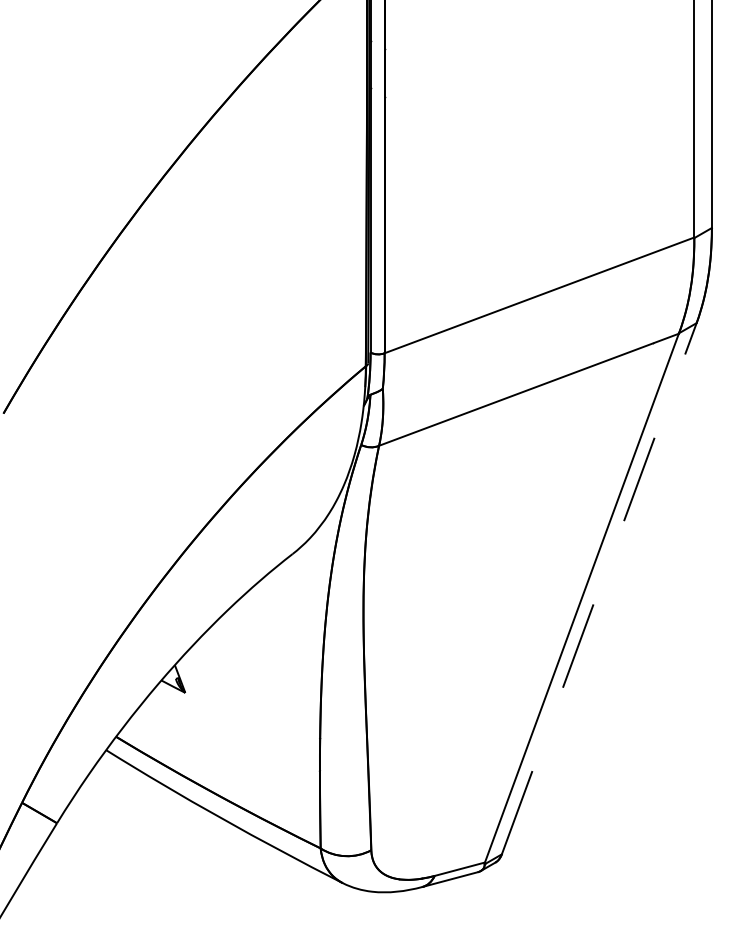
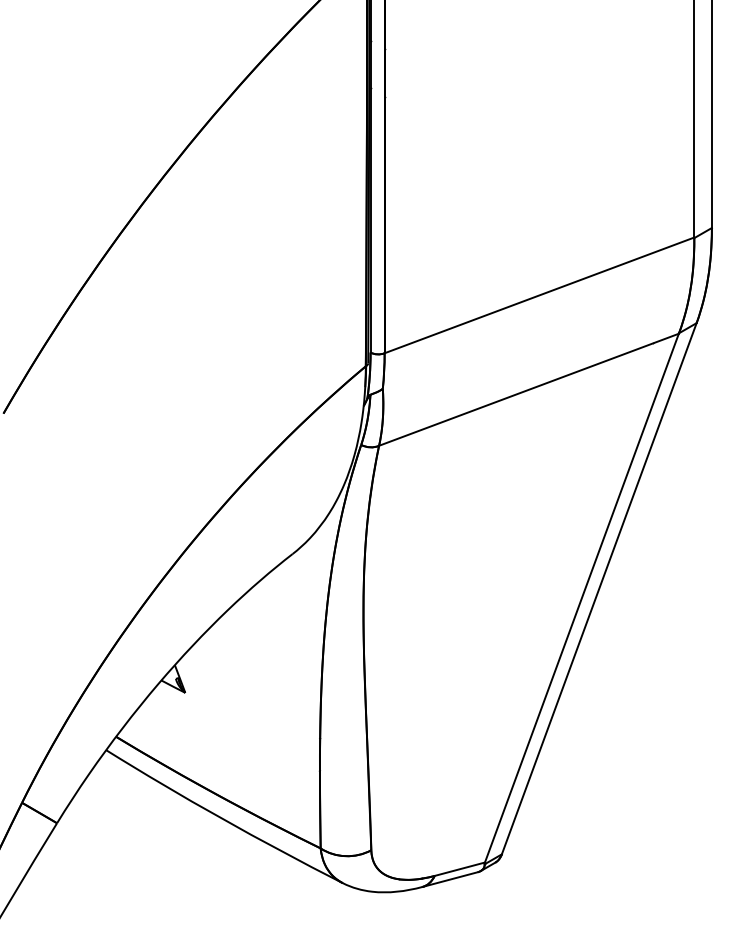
line: dashed -> solid (599, 588)
